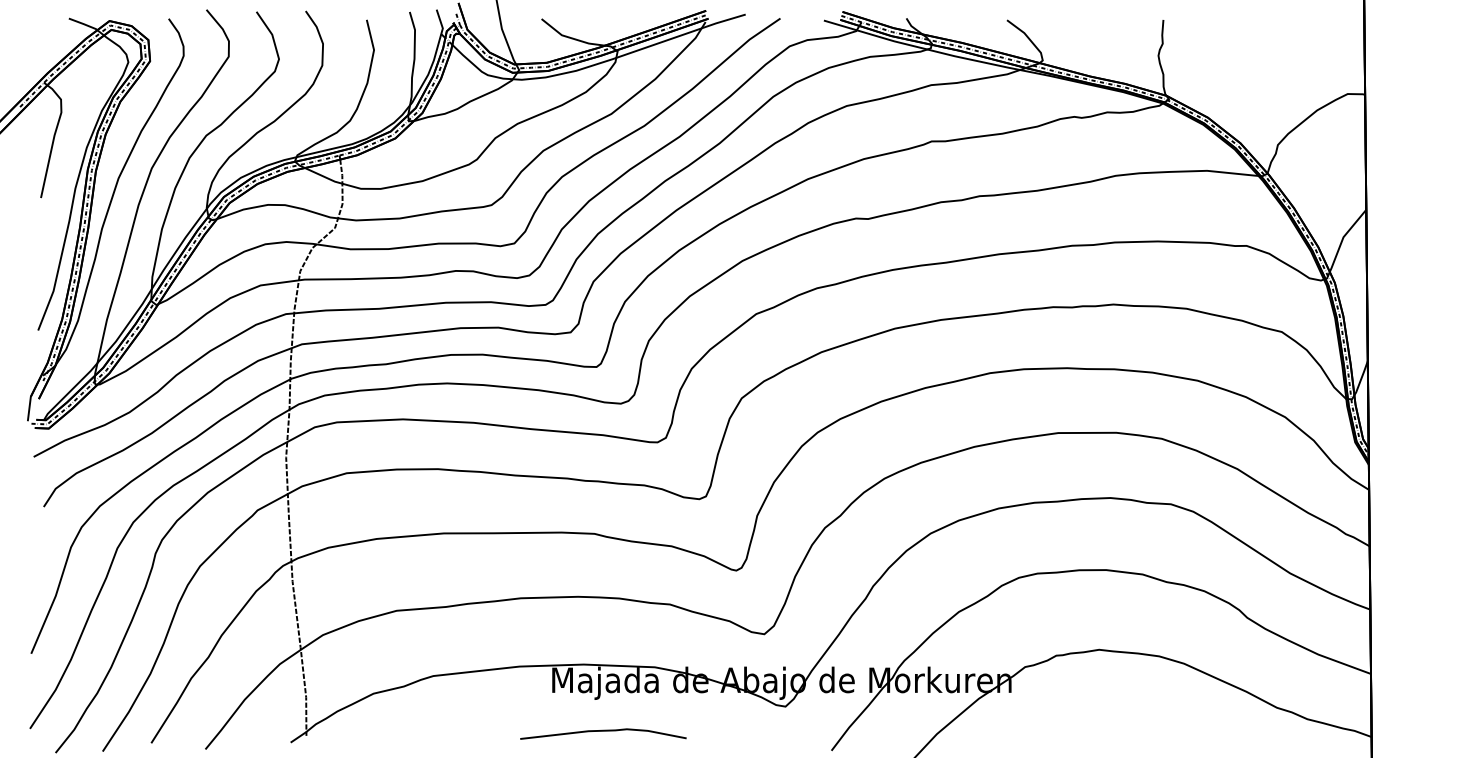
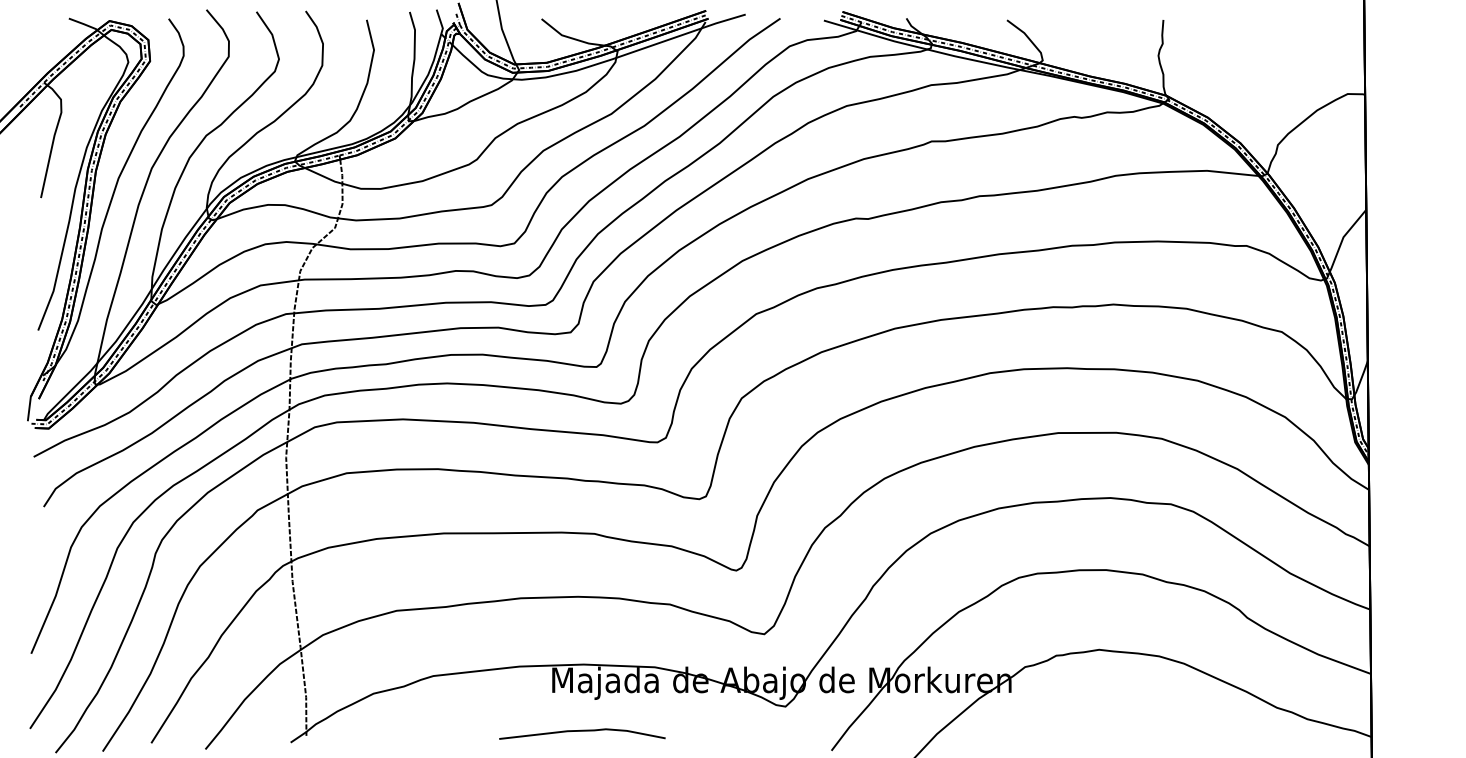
curve position: (603, 731) -> (582, 731) (582, 731)
